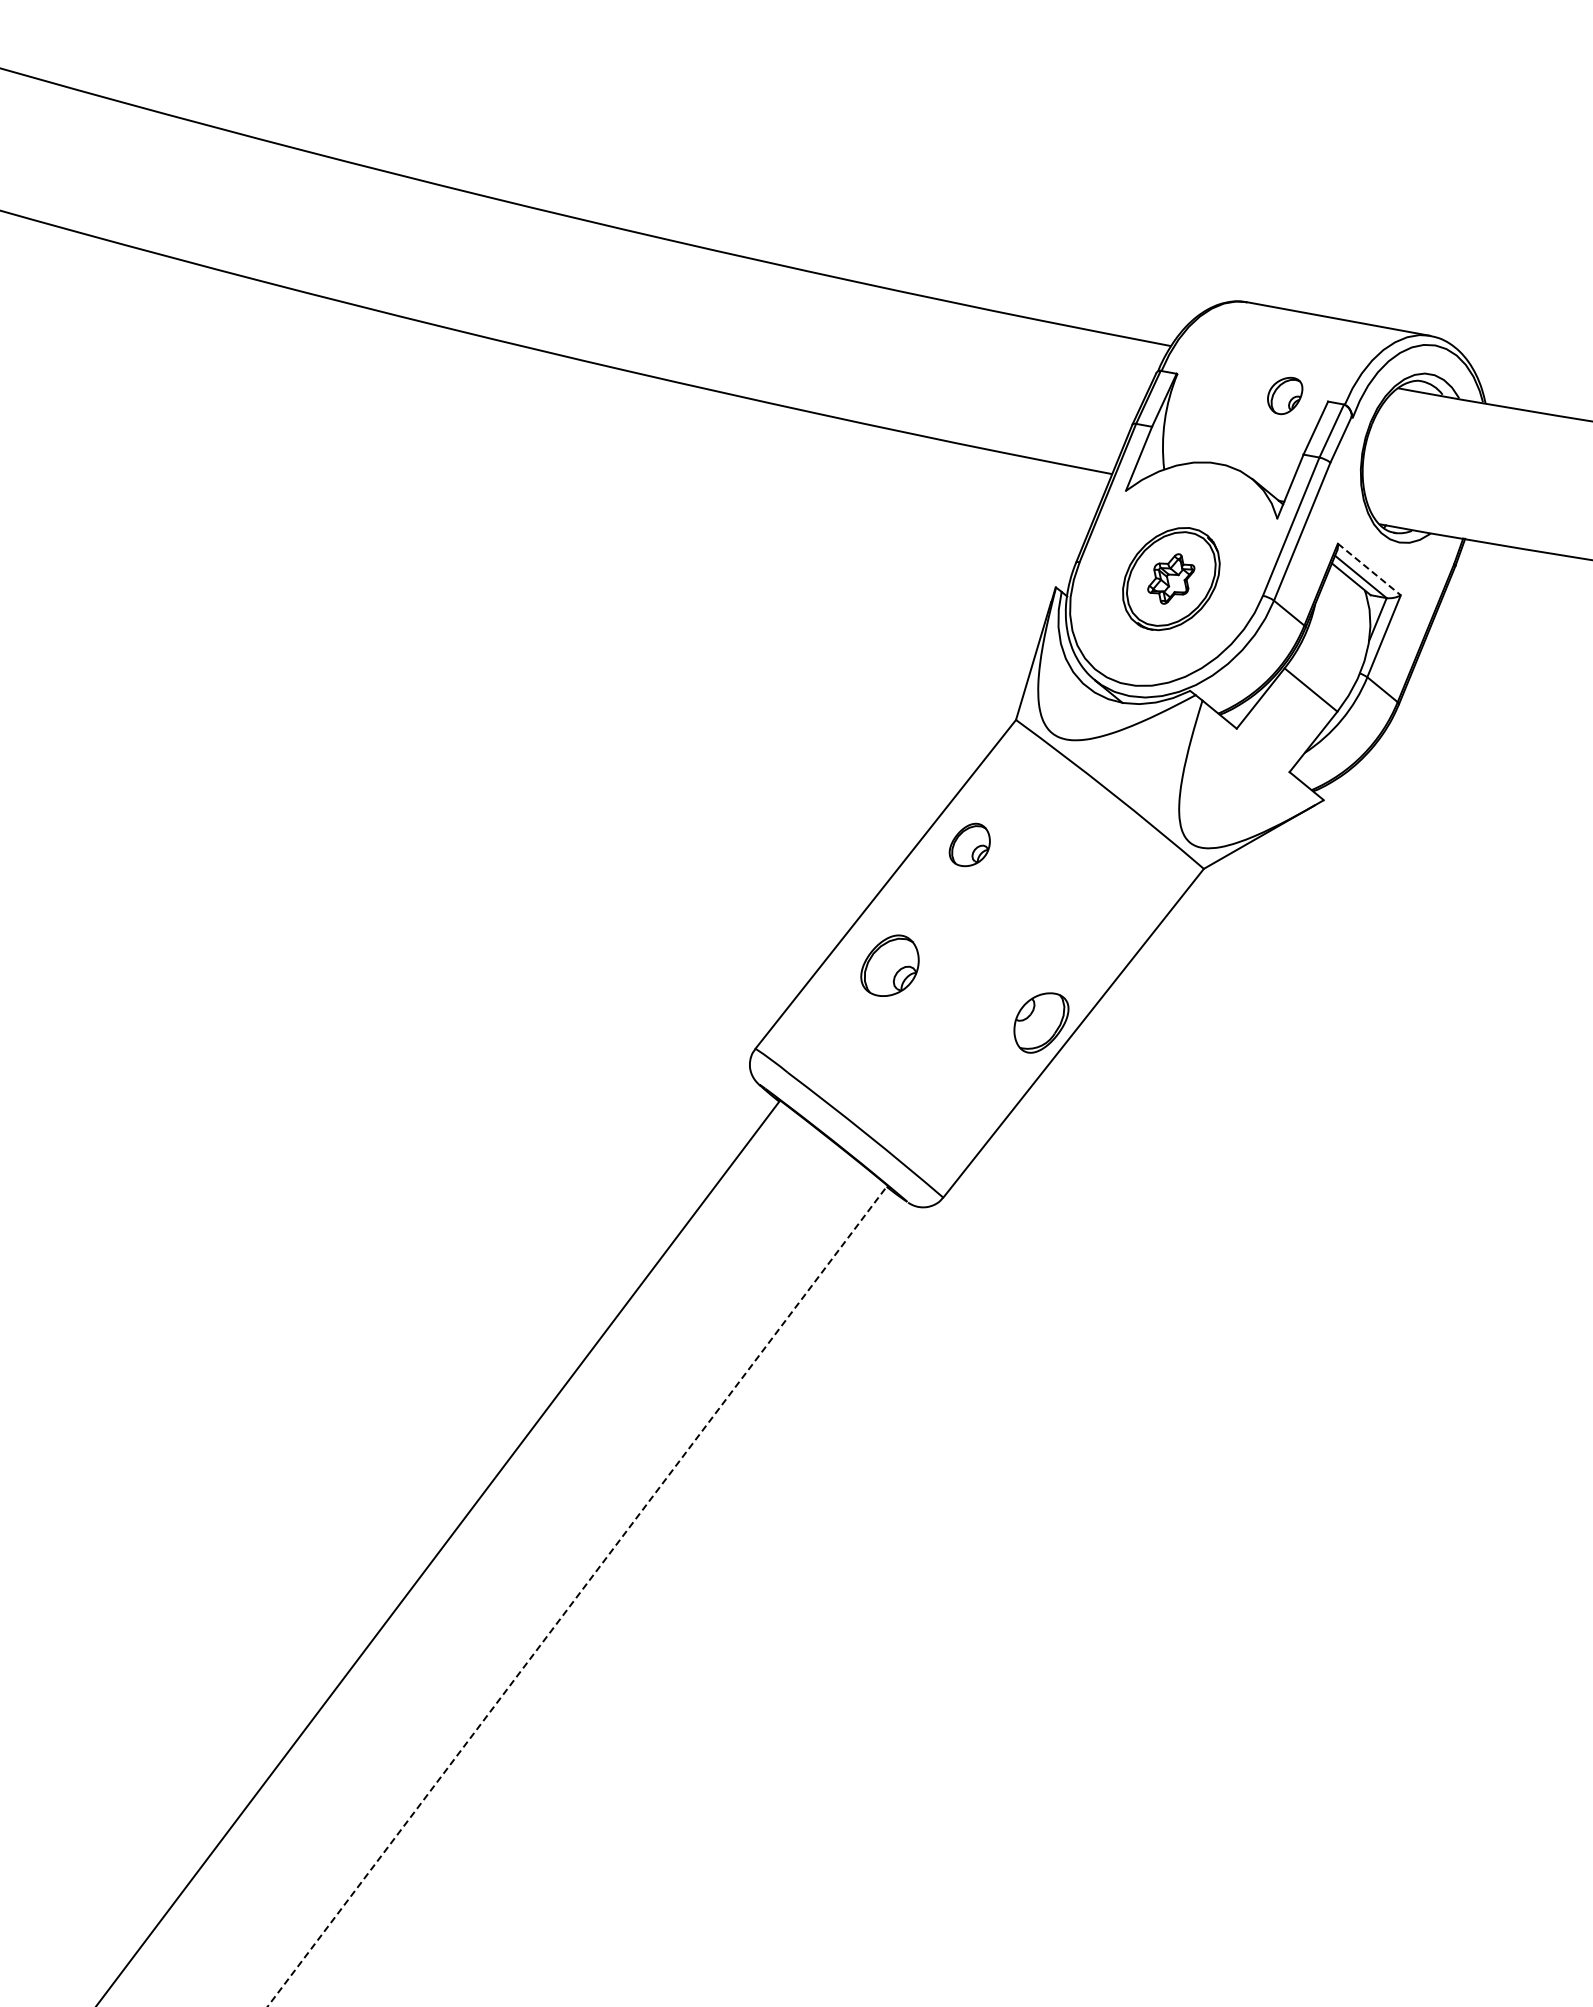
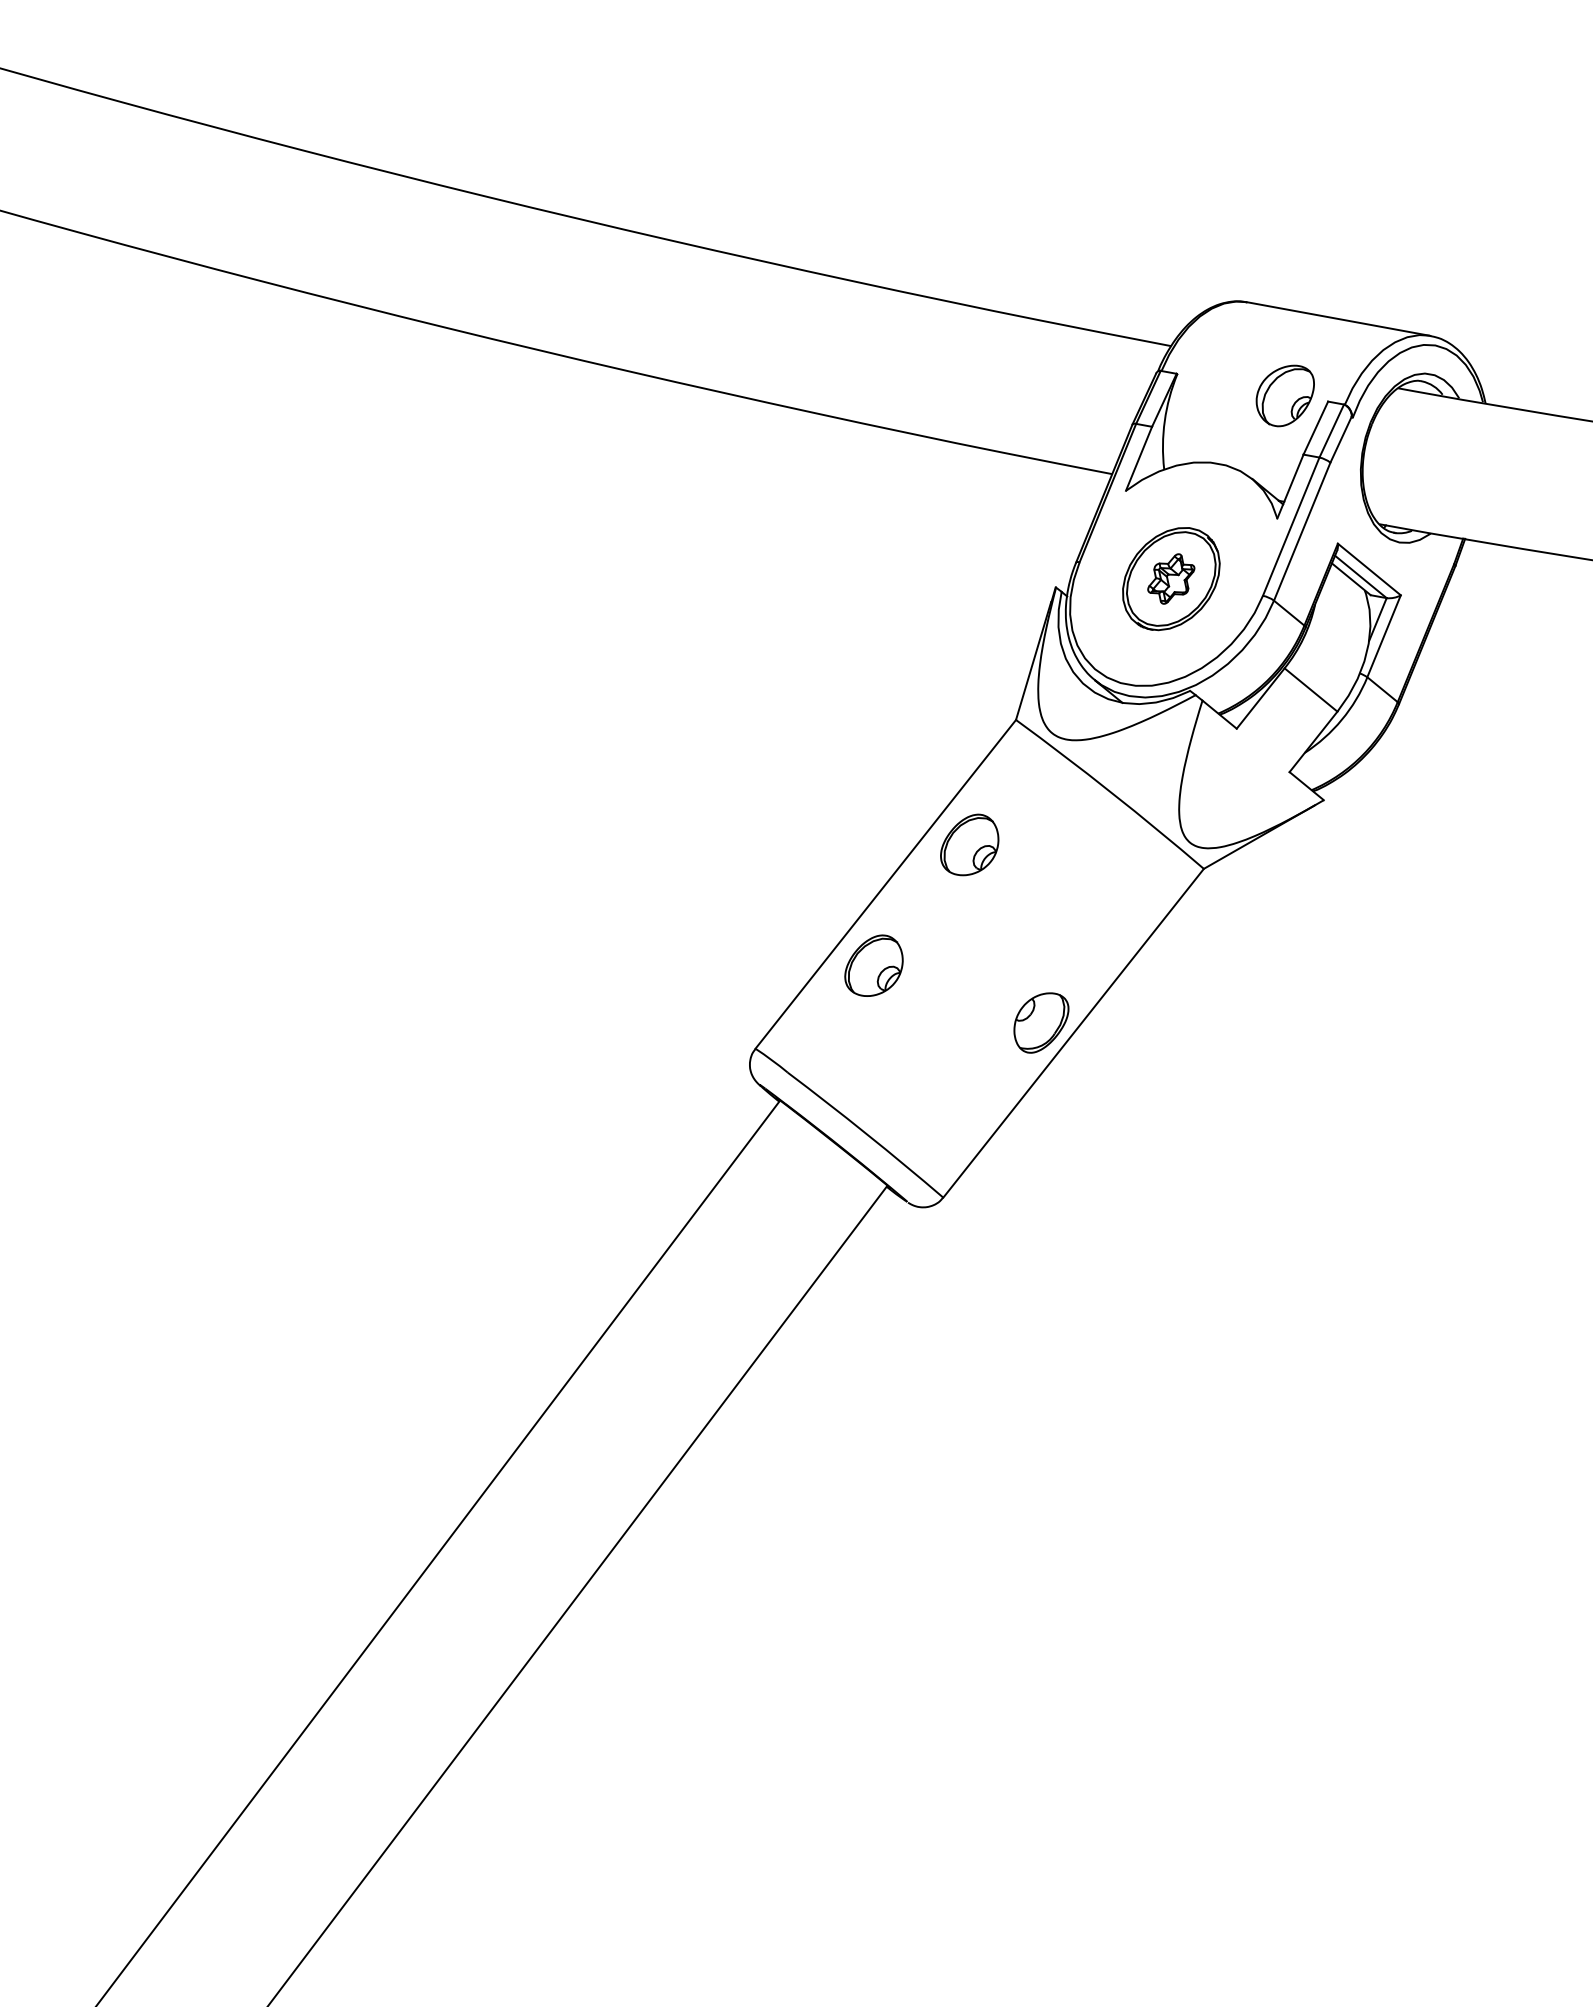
part size: 37x40 px -> 60x64 px (1284, 395)
line: dashed -> solid (1369, 569)
part size: 43x46 px -> 60x64 px (969, 844)
part position: (889, 965) -> (873, 965) (873, 965)
line: dashed -> solid (577, 1595)
